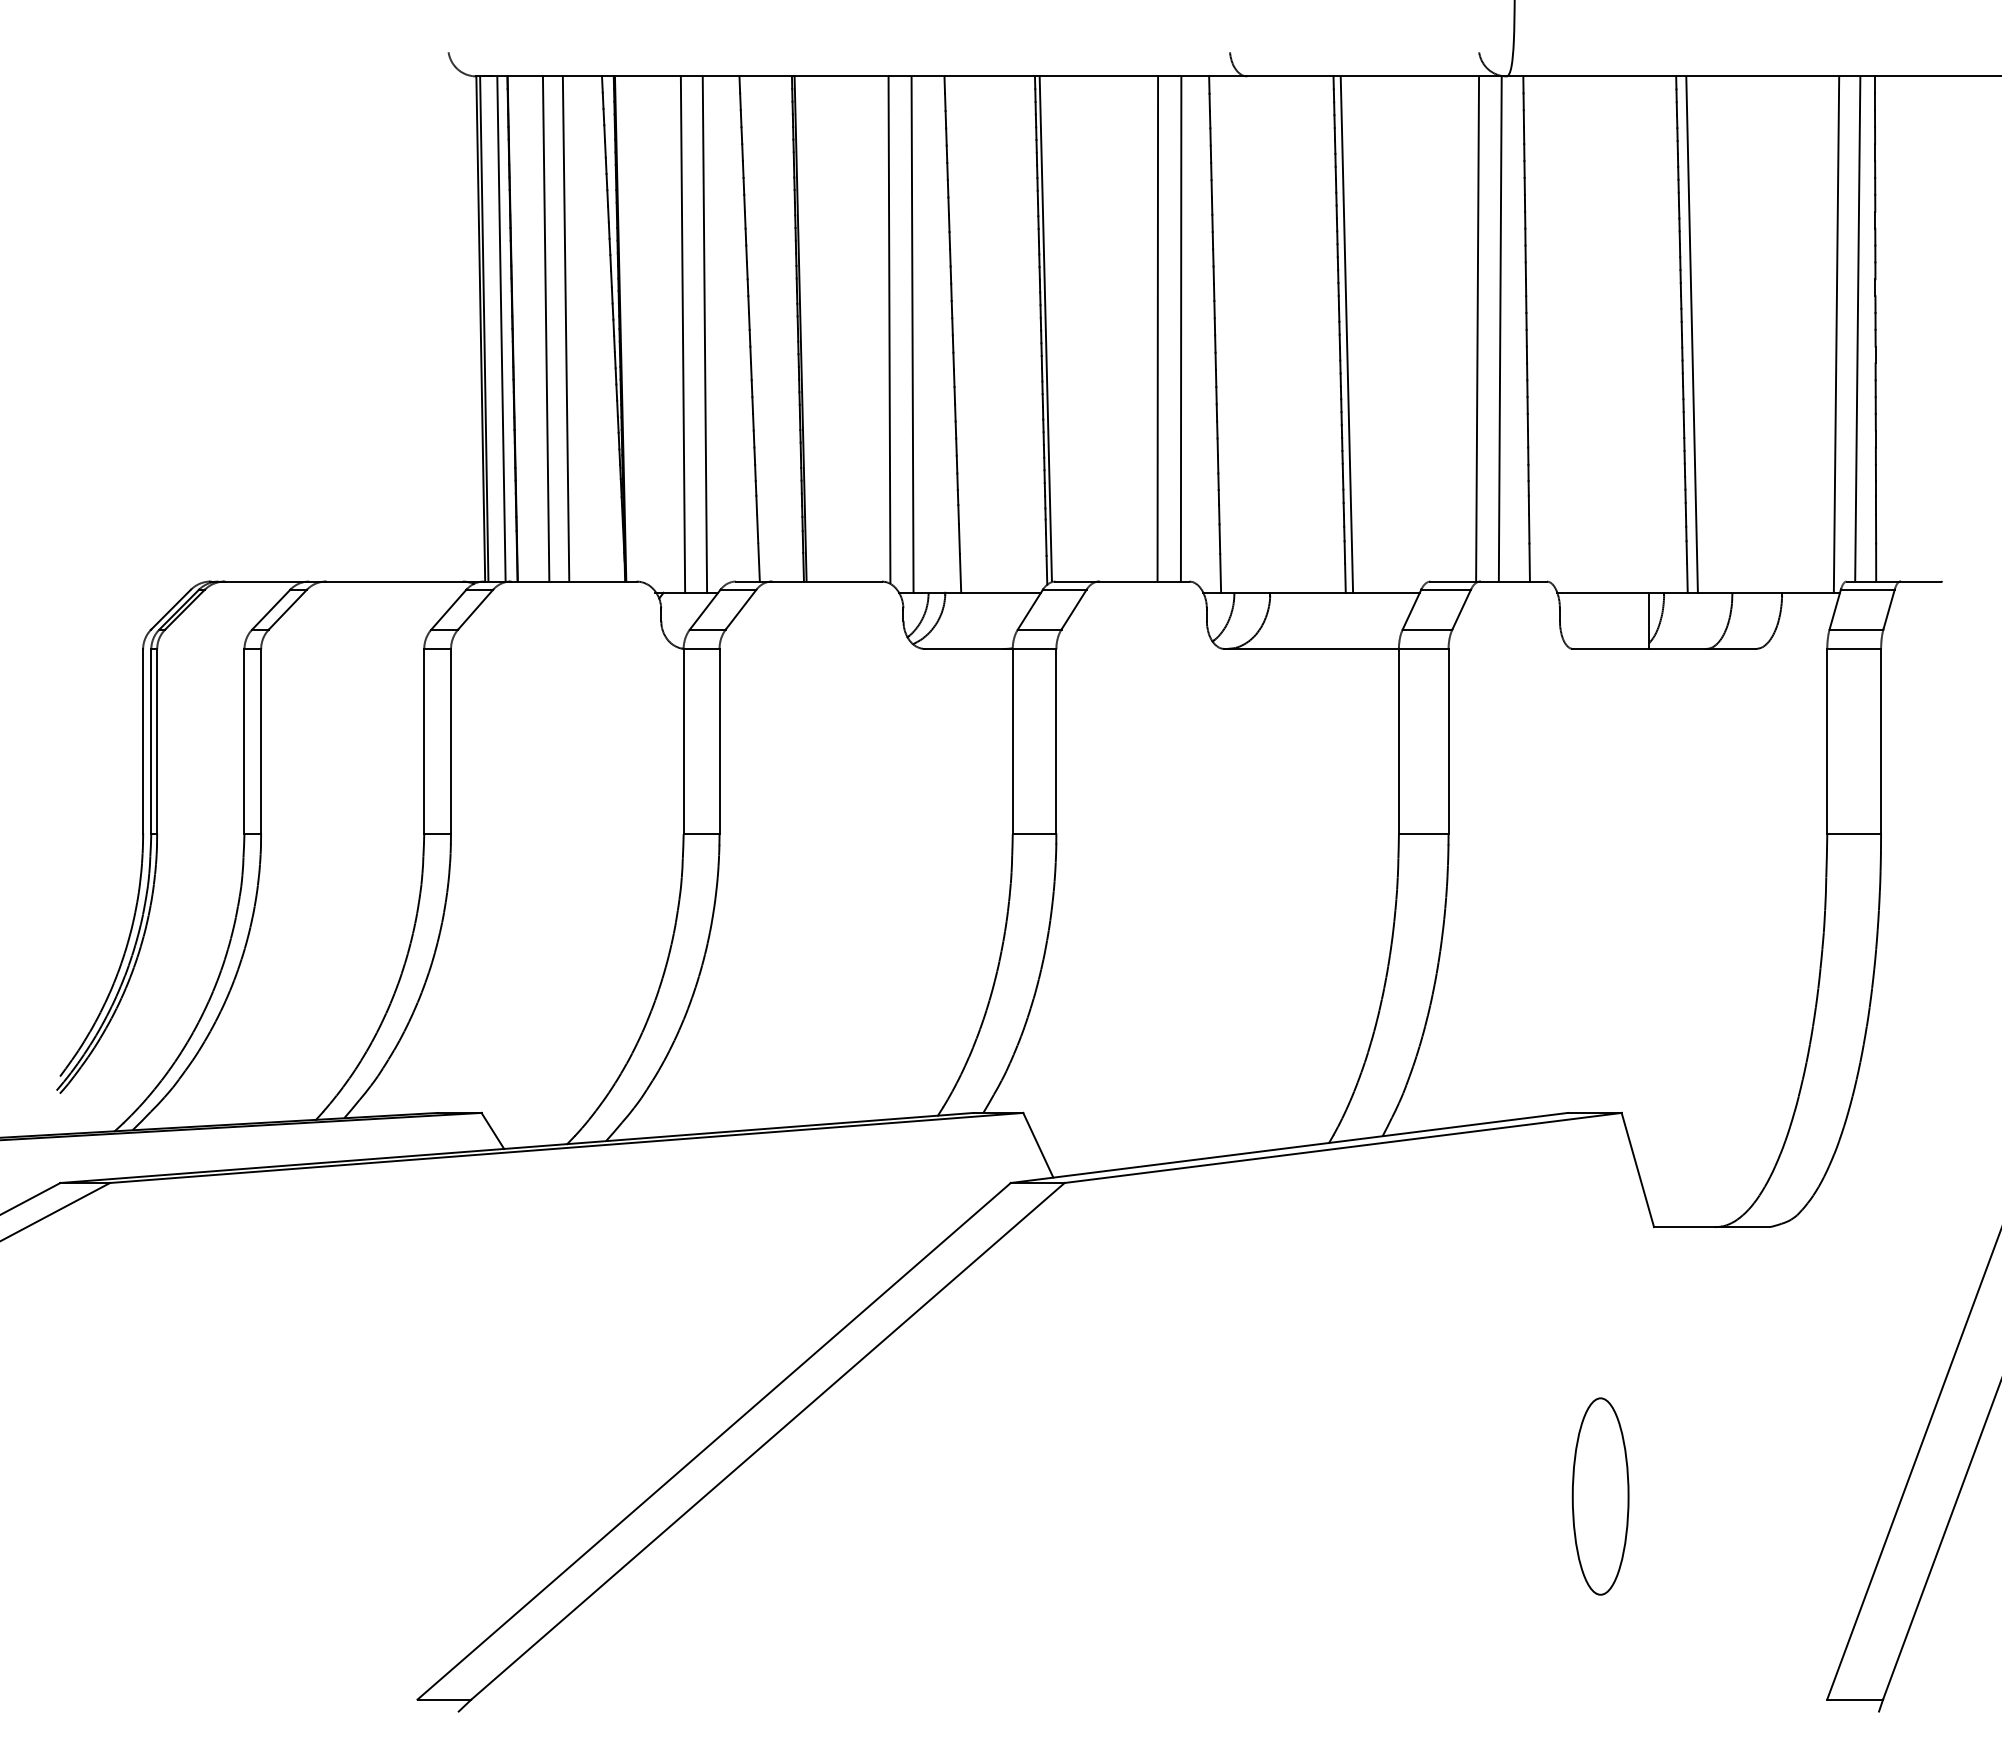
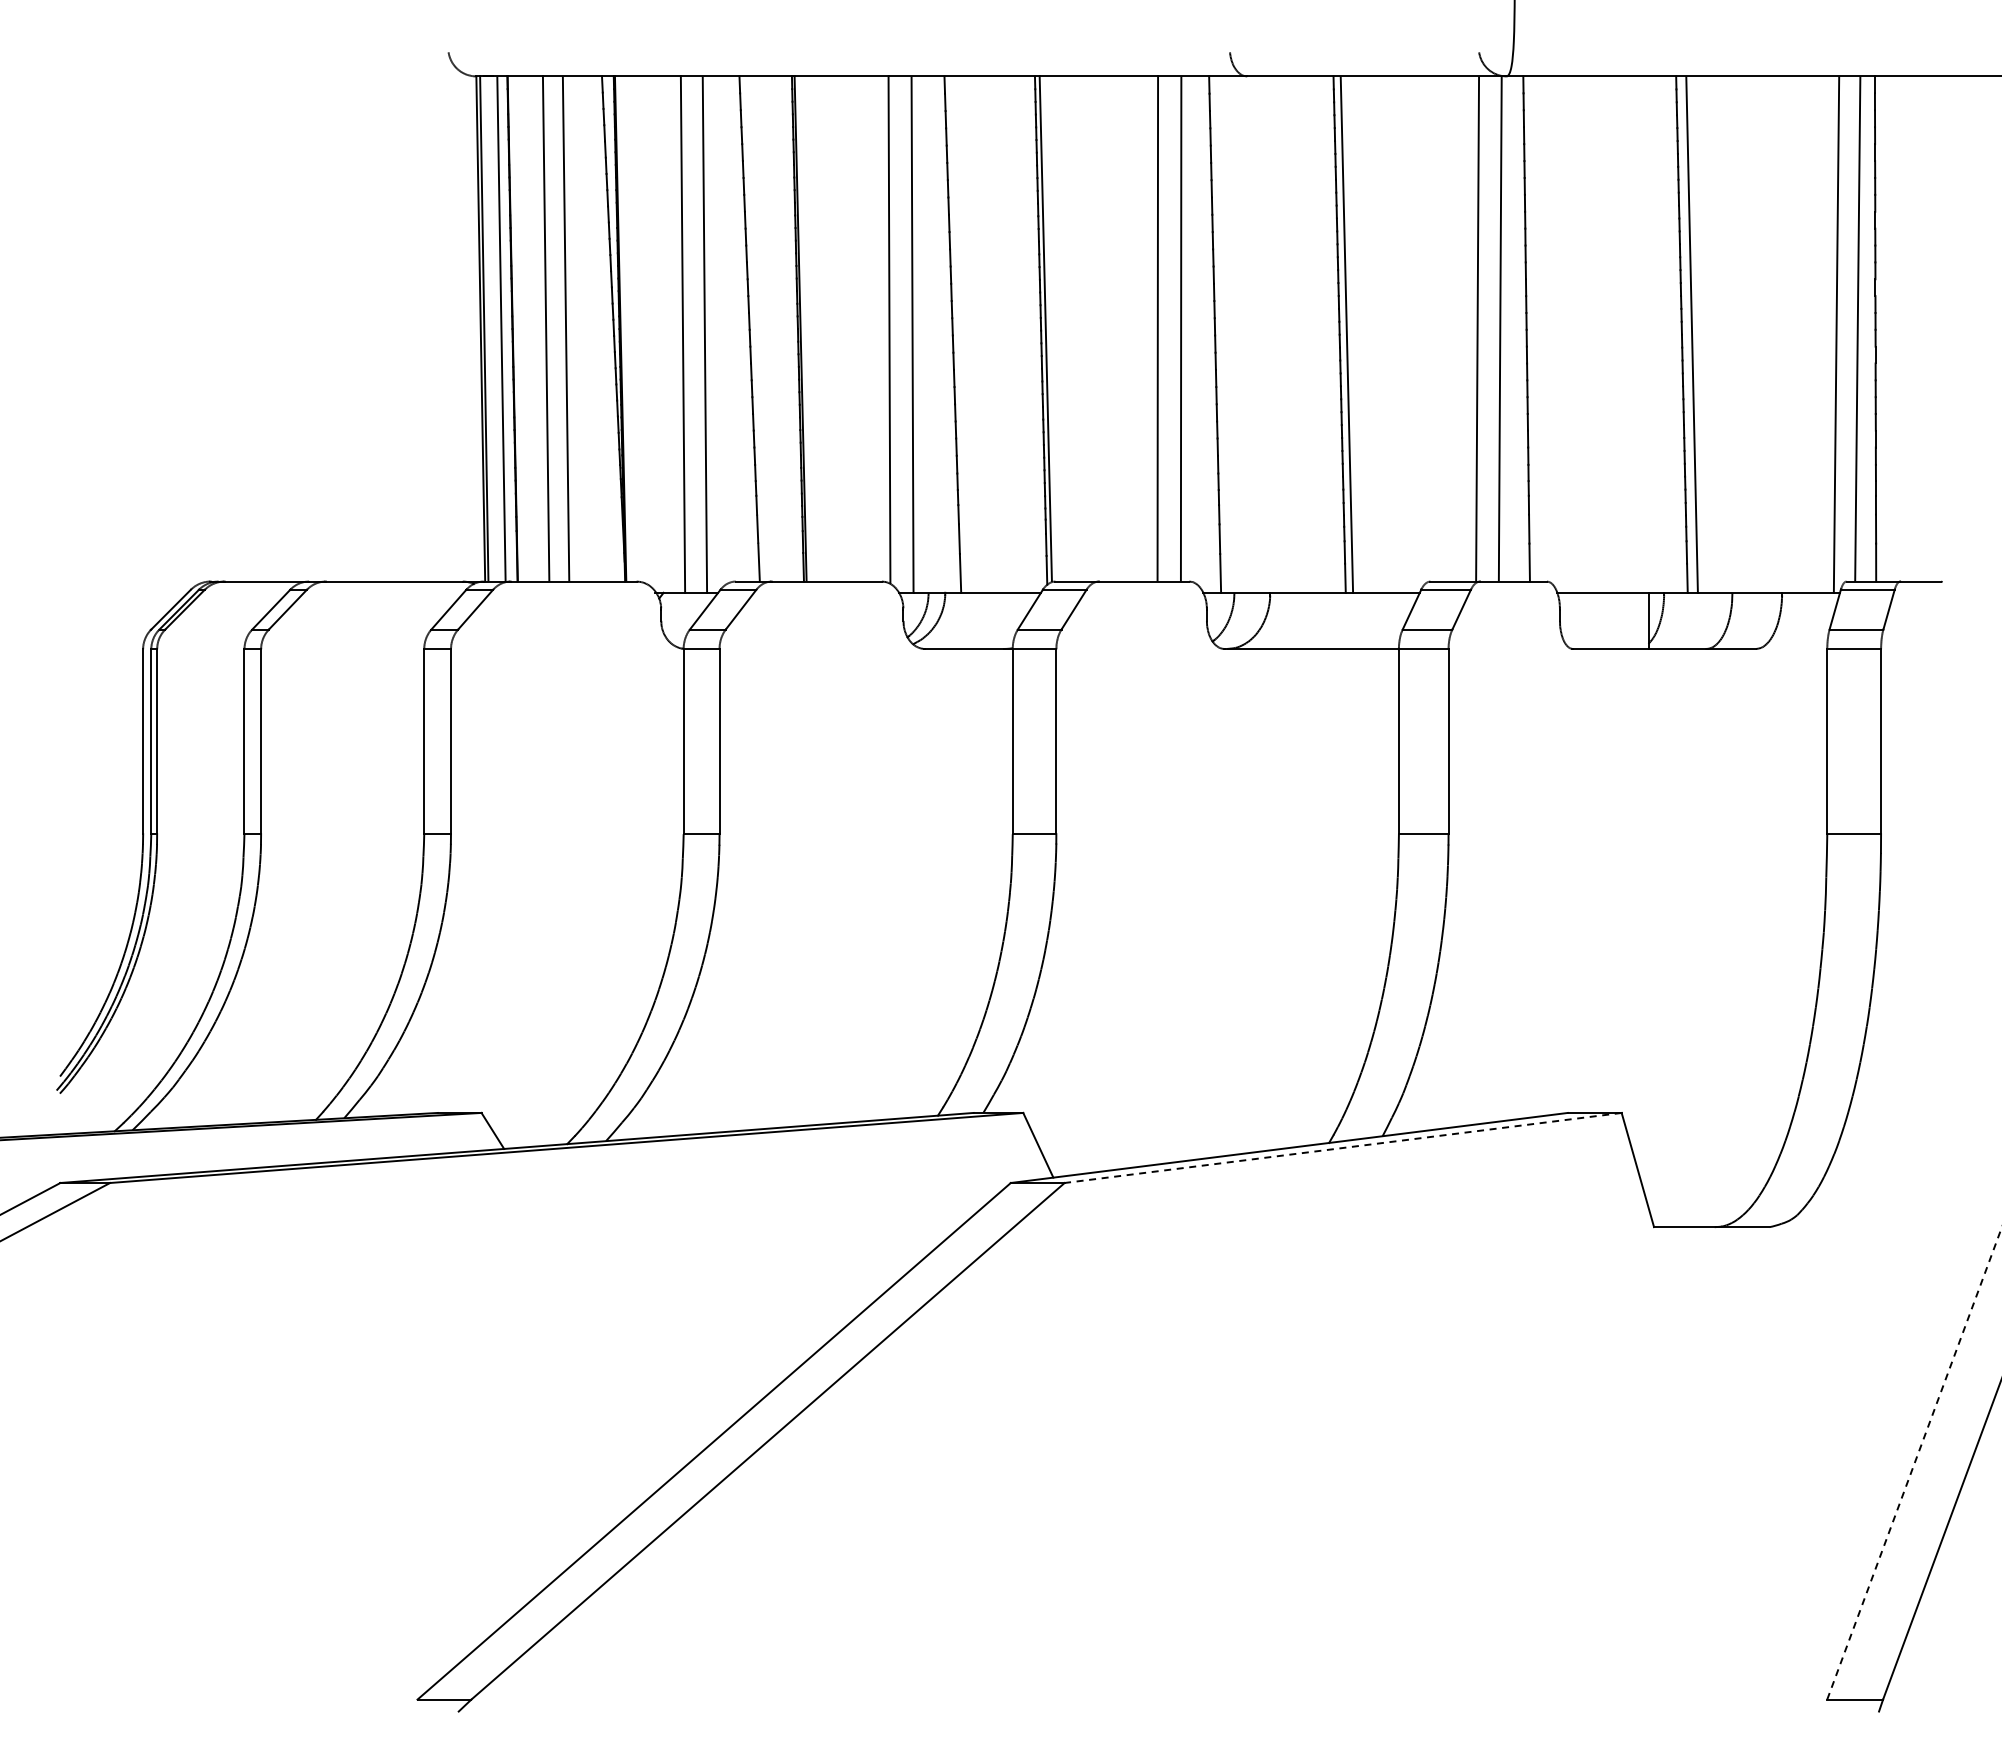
line: solid -> dashed (1343, 1147)
line: solid -> dashed (1914, 1463)
part: present -> none (1600, 1496)
